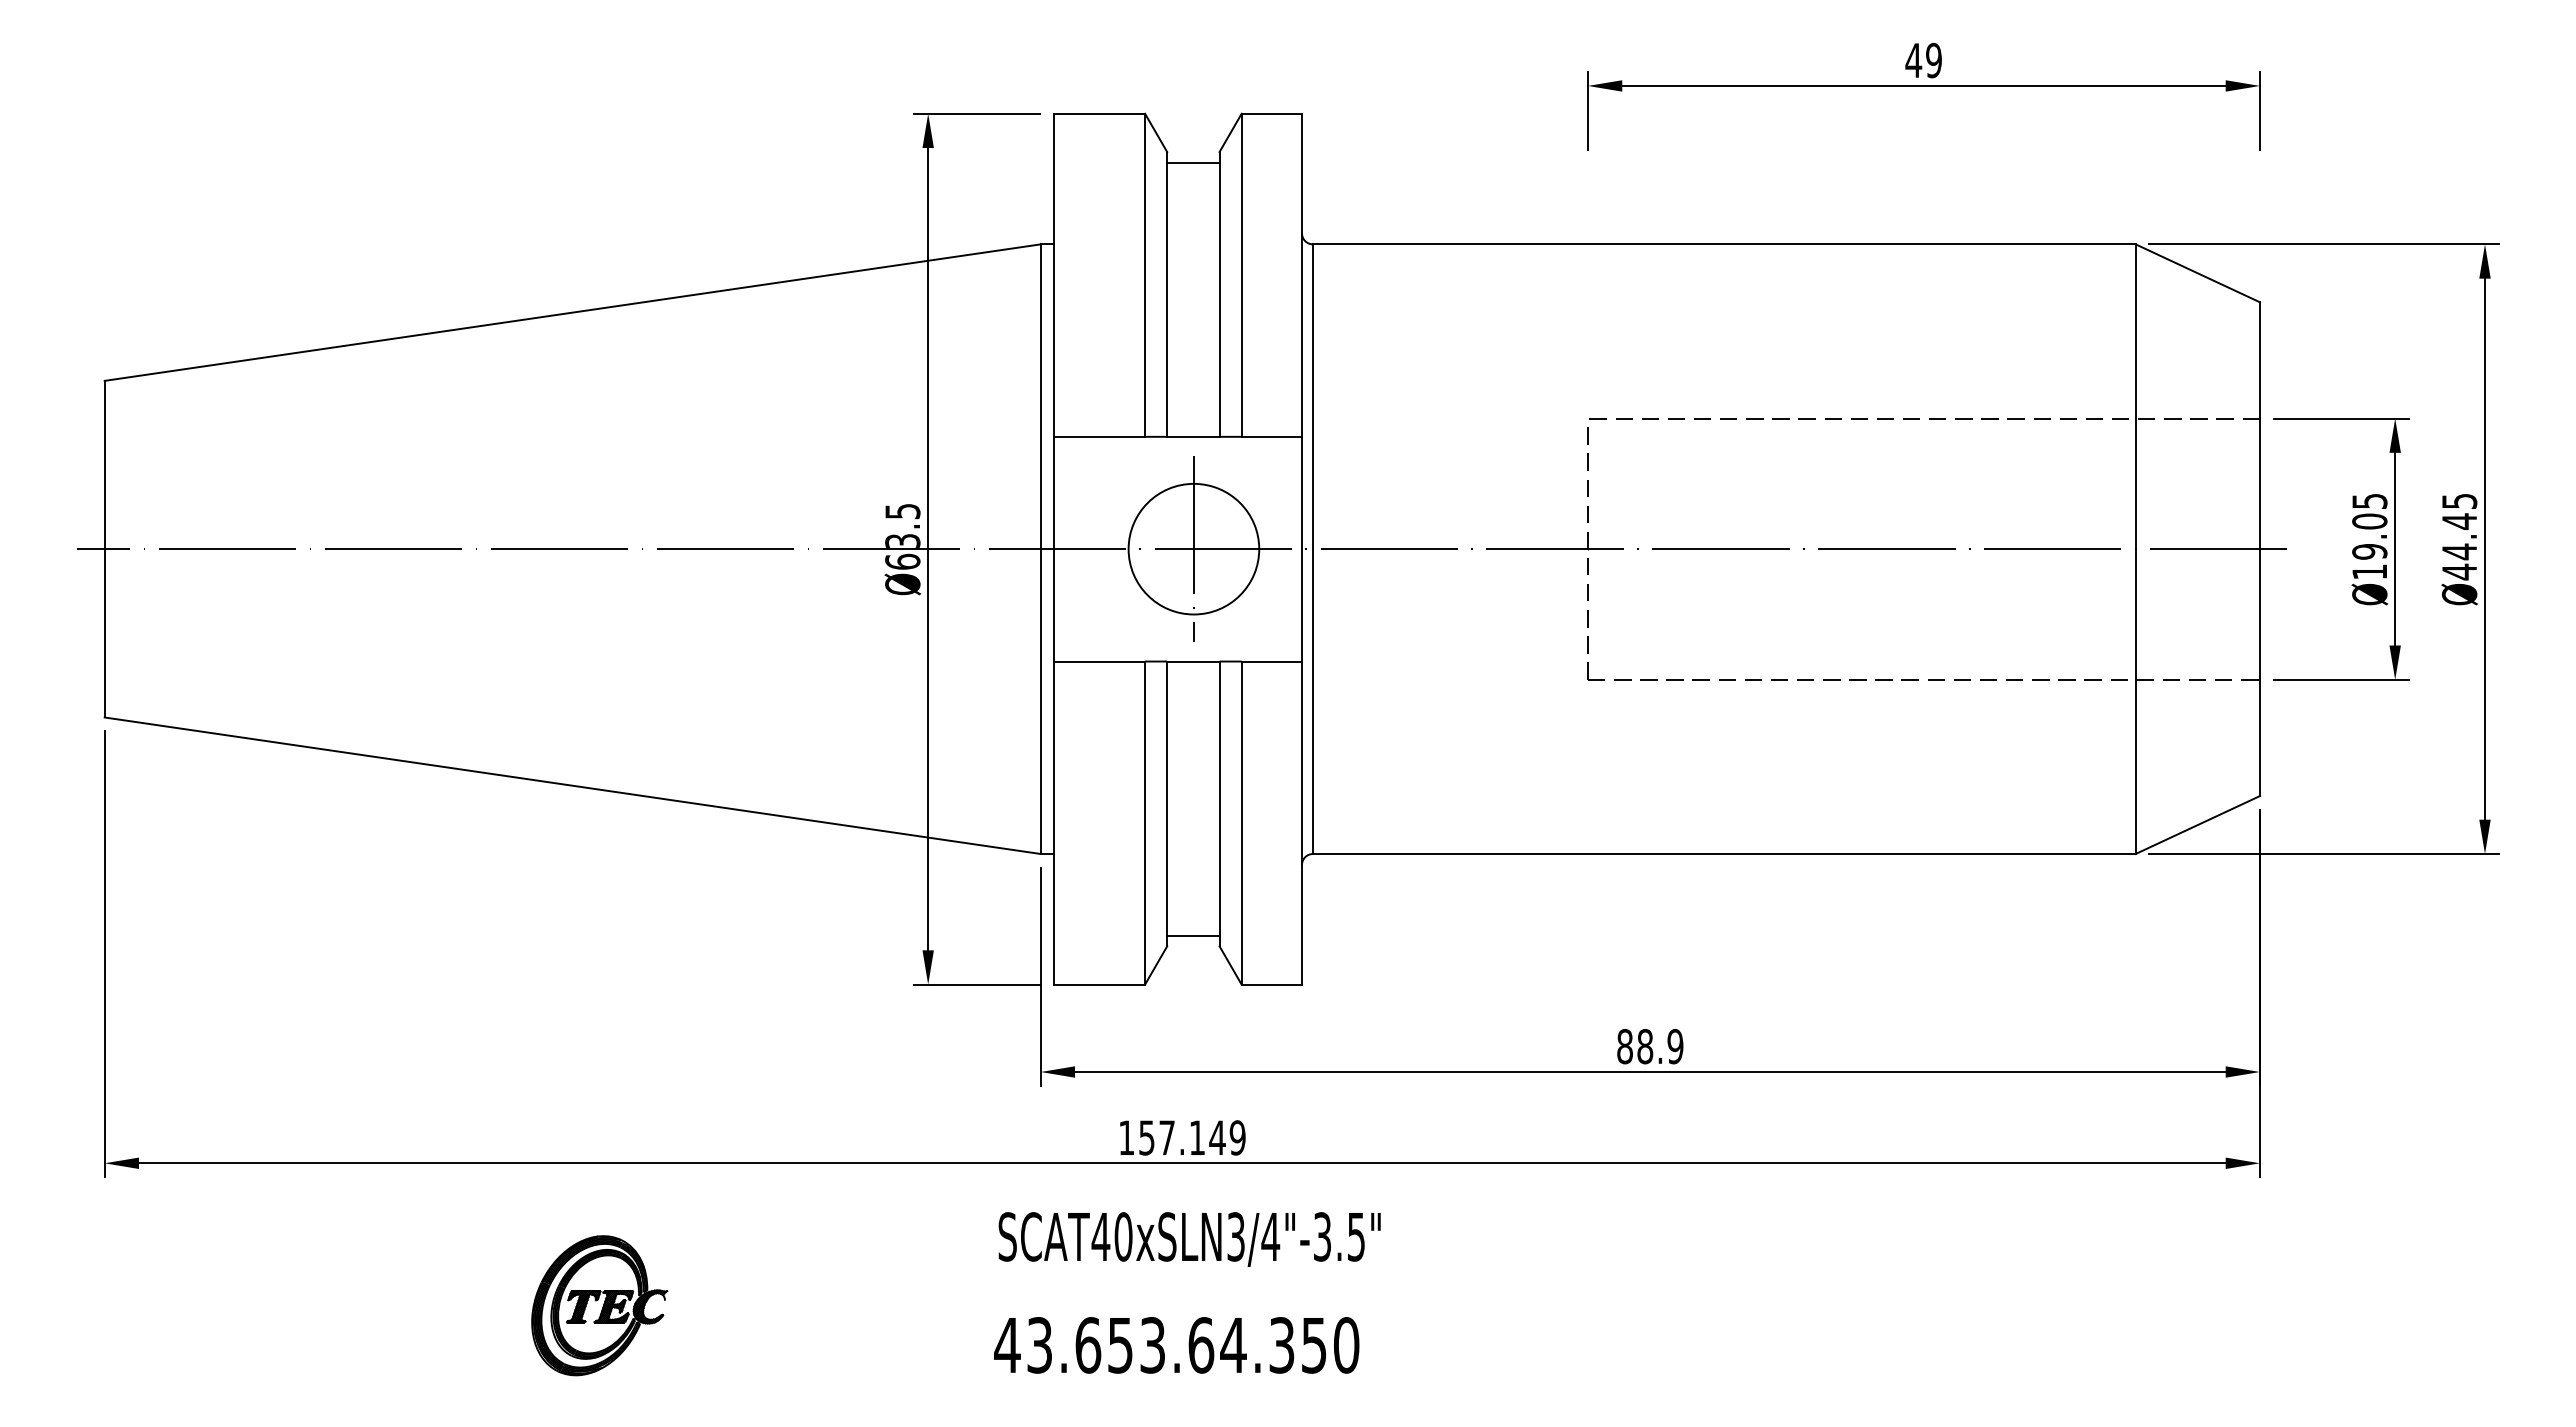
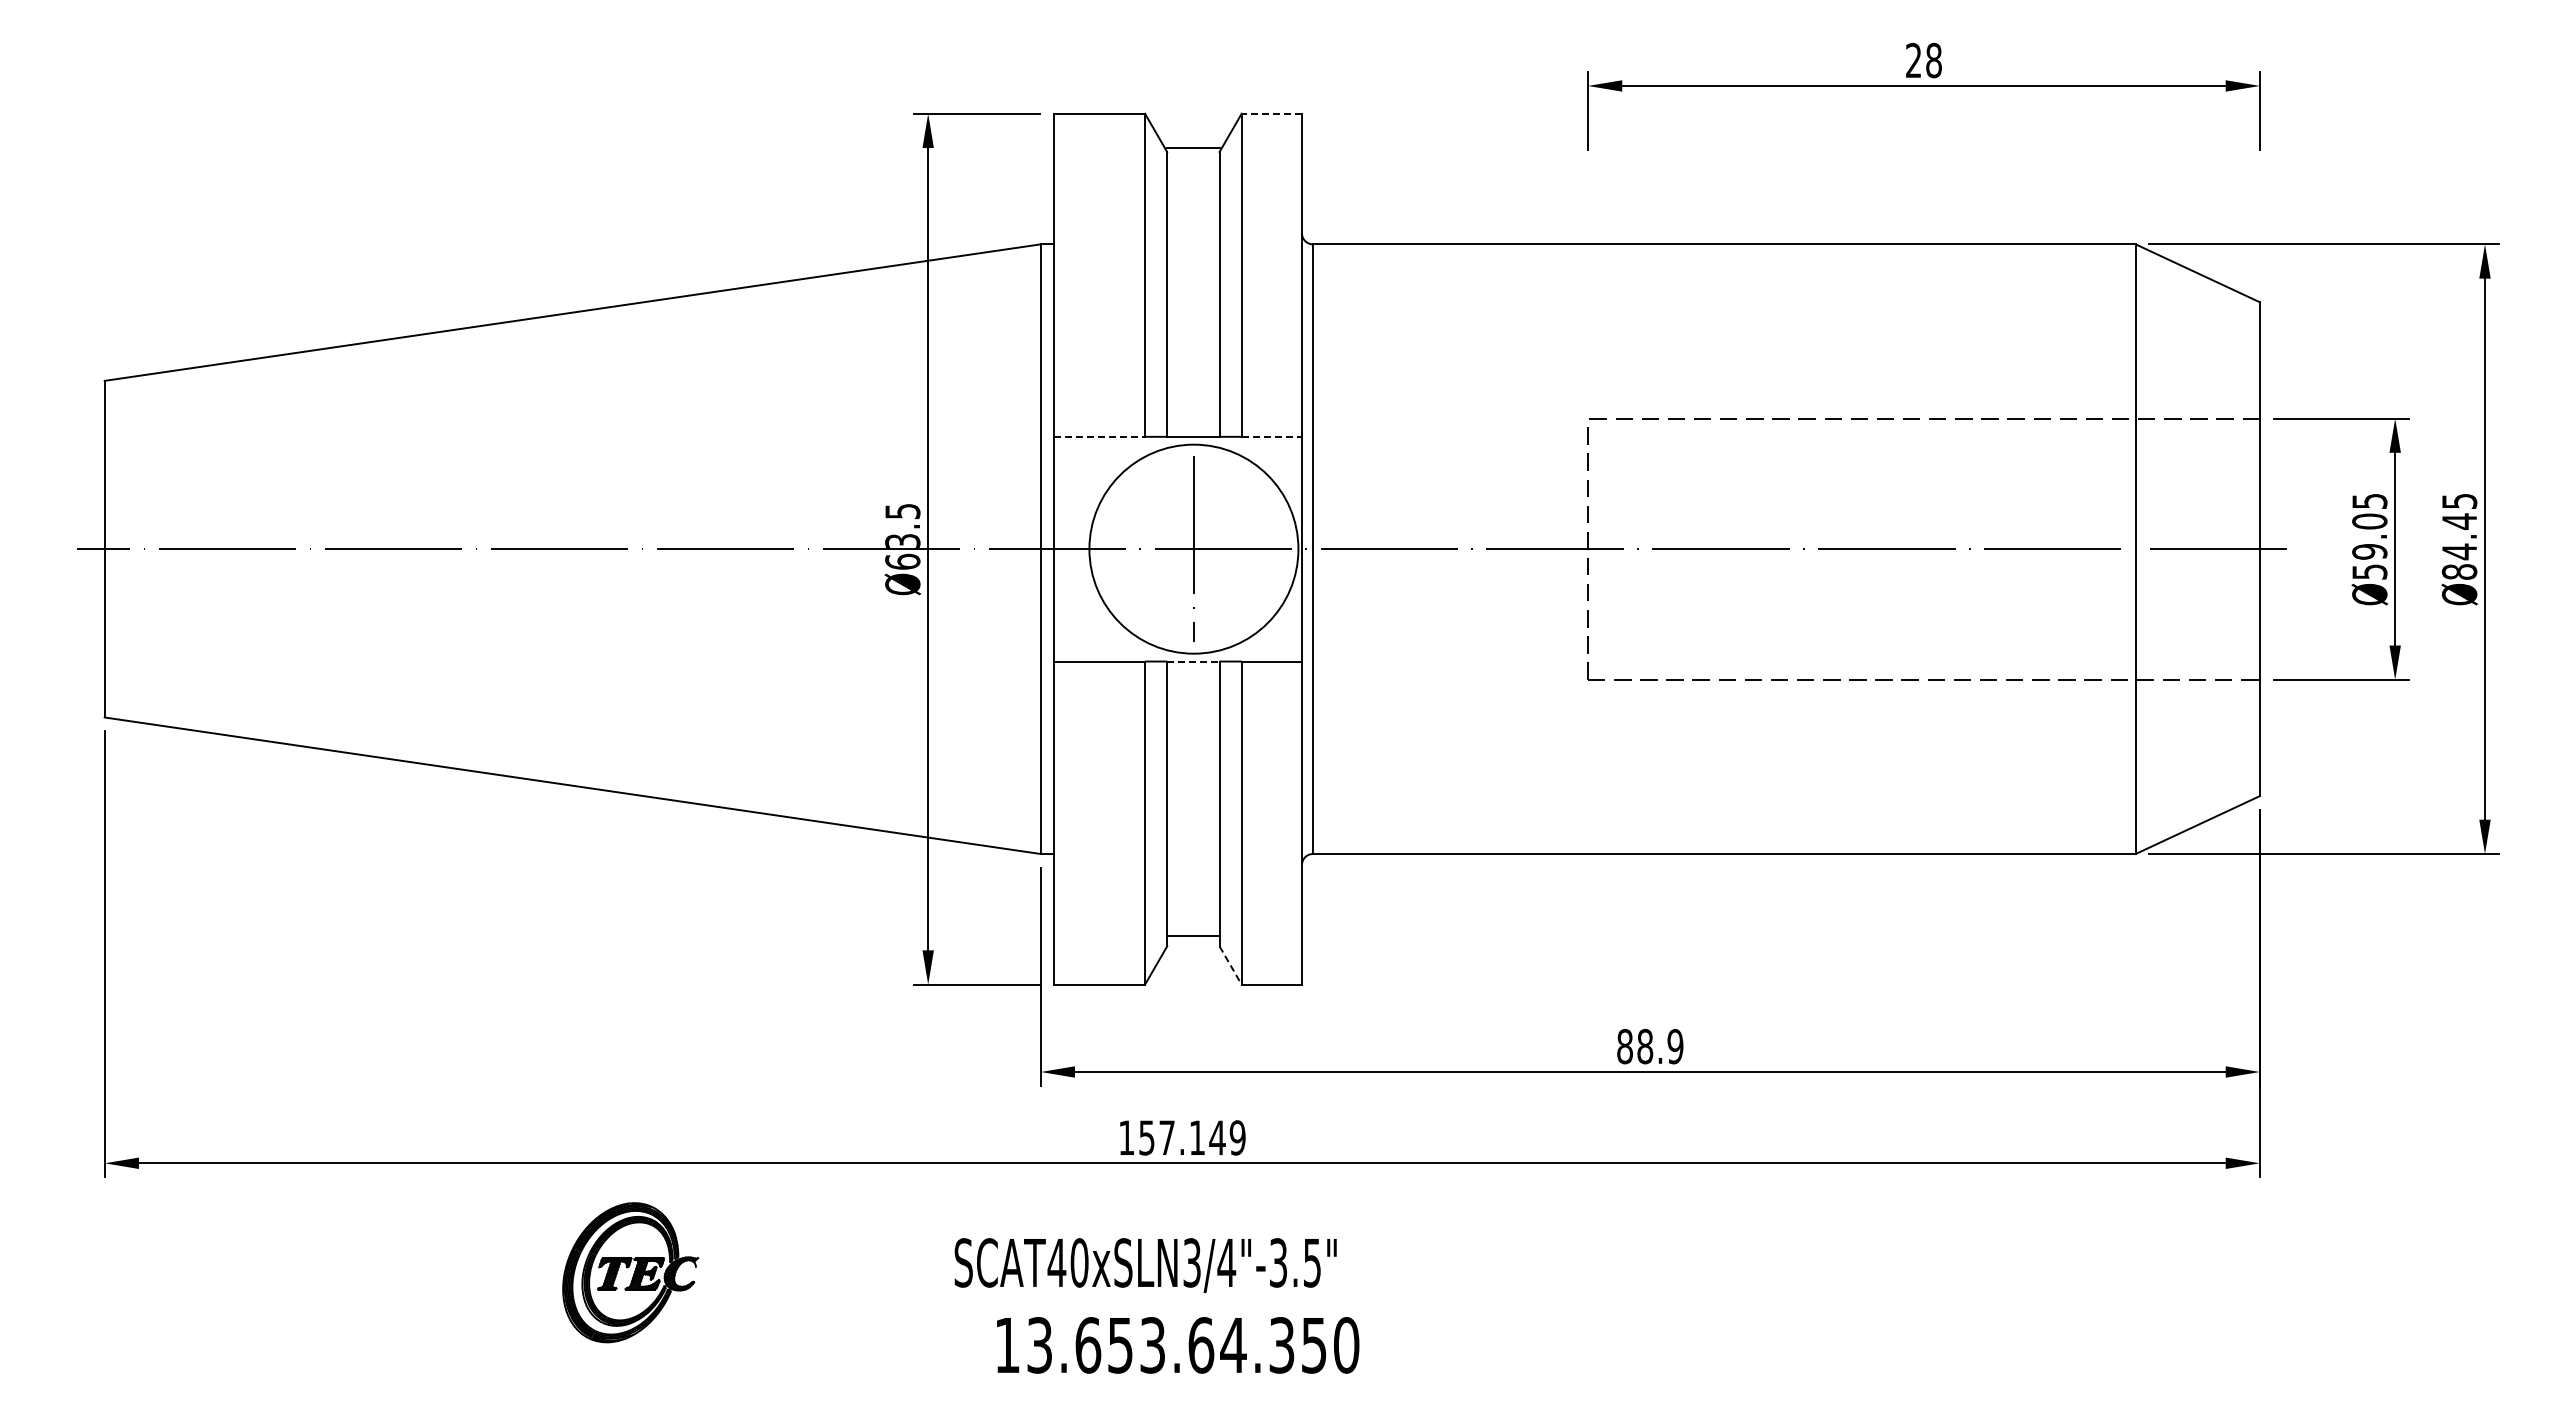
text: 49 -> 28 (1923, 60)
line: solid -> dashed (1271, 113)
line position: (1193, 162) -> (1193, 147) (1193, 147)
line: solid -> dashed (1099, 436)
line: solid -> dashed (1272, 436)
circle diameter: 131 px -> 209 px (1193, 548)
text: Ø19.05 -> Ø59.05 (2369, 571)
text: Ø44.45 -> Ø84.45 (2459, 571)
line: solid -> dashed (1193, 661)
line: solid -> dashed (1230, 965)
text position: (1189, 1239) -> (1145, 1265) (1145, 1265)
part position: (599, 1305) -> (630, 1272) (630, 1272)
text: 43.653.64.350 -> 13.653.64.350 (1007, 1345)
